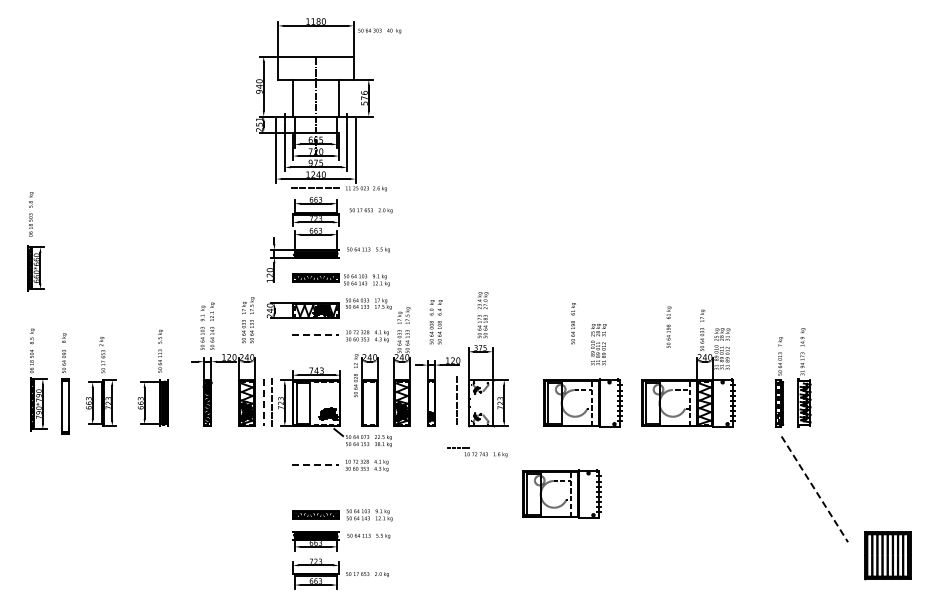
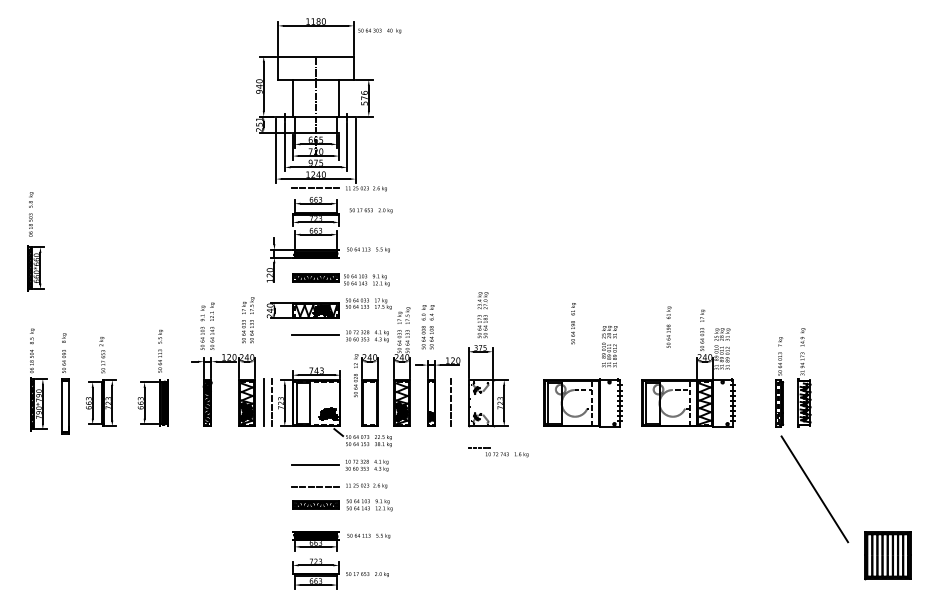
text position: (435, 322) -> (427, 327) (427, 327)
line: dashed -> solid (316, 335)
text position: (598, 344) -> (609, 346) (609, 346)
line position: (456, 399) -> (450, 401) (450, 401)
line: dashed -> solid (263, 403)
part position: (477, 452) -> (498, 452) (498, 452)
line: dashed -> solid (316, 464)
part: none -> present (339, 485)
line: dashed -> solid (815, 489)
part: present -> none (561, 493)
part position: (342, 515) -> (342, 505) (342, 505)
